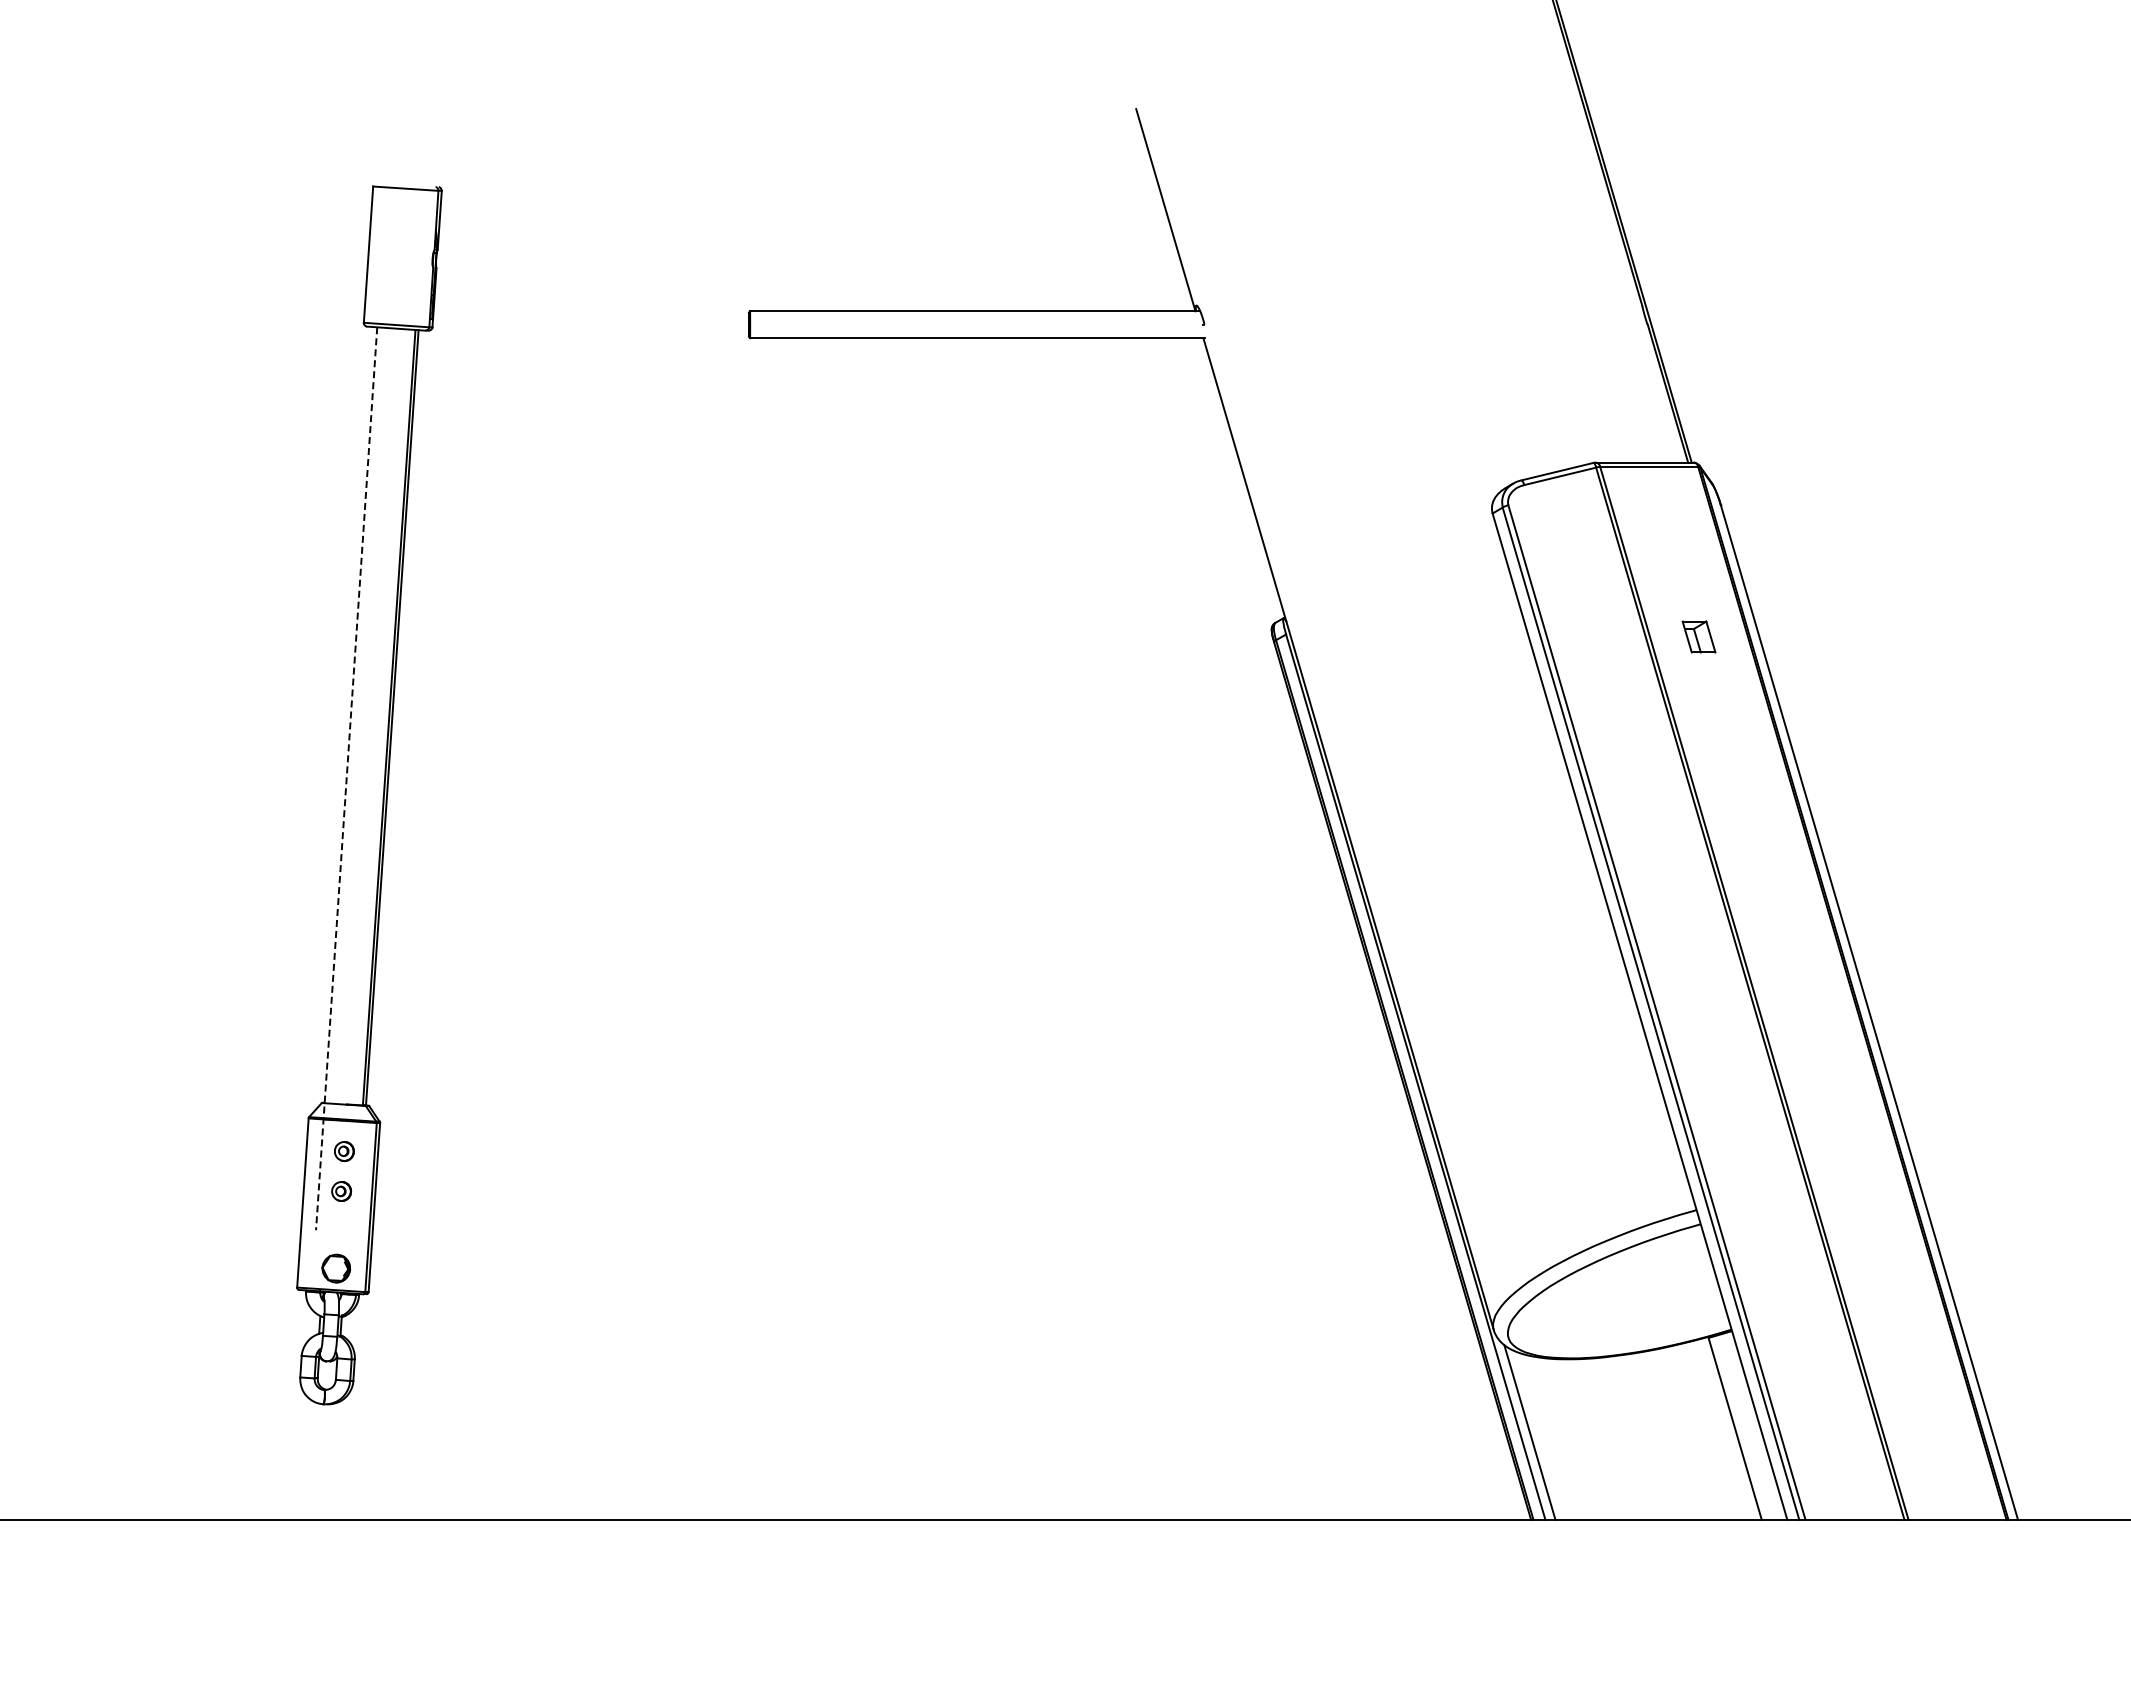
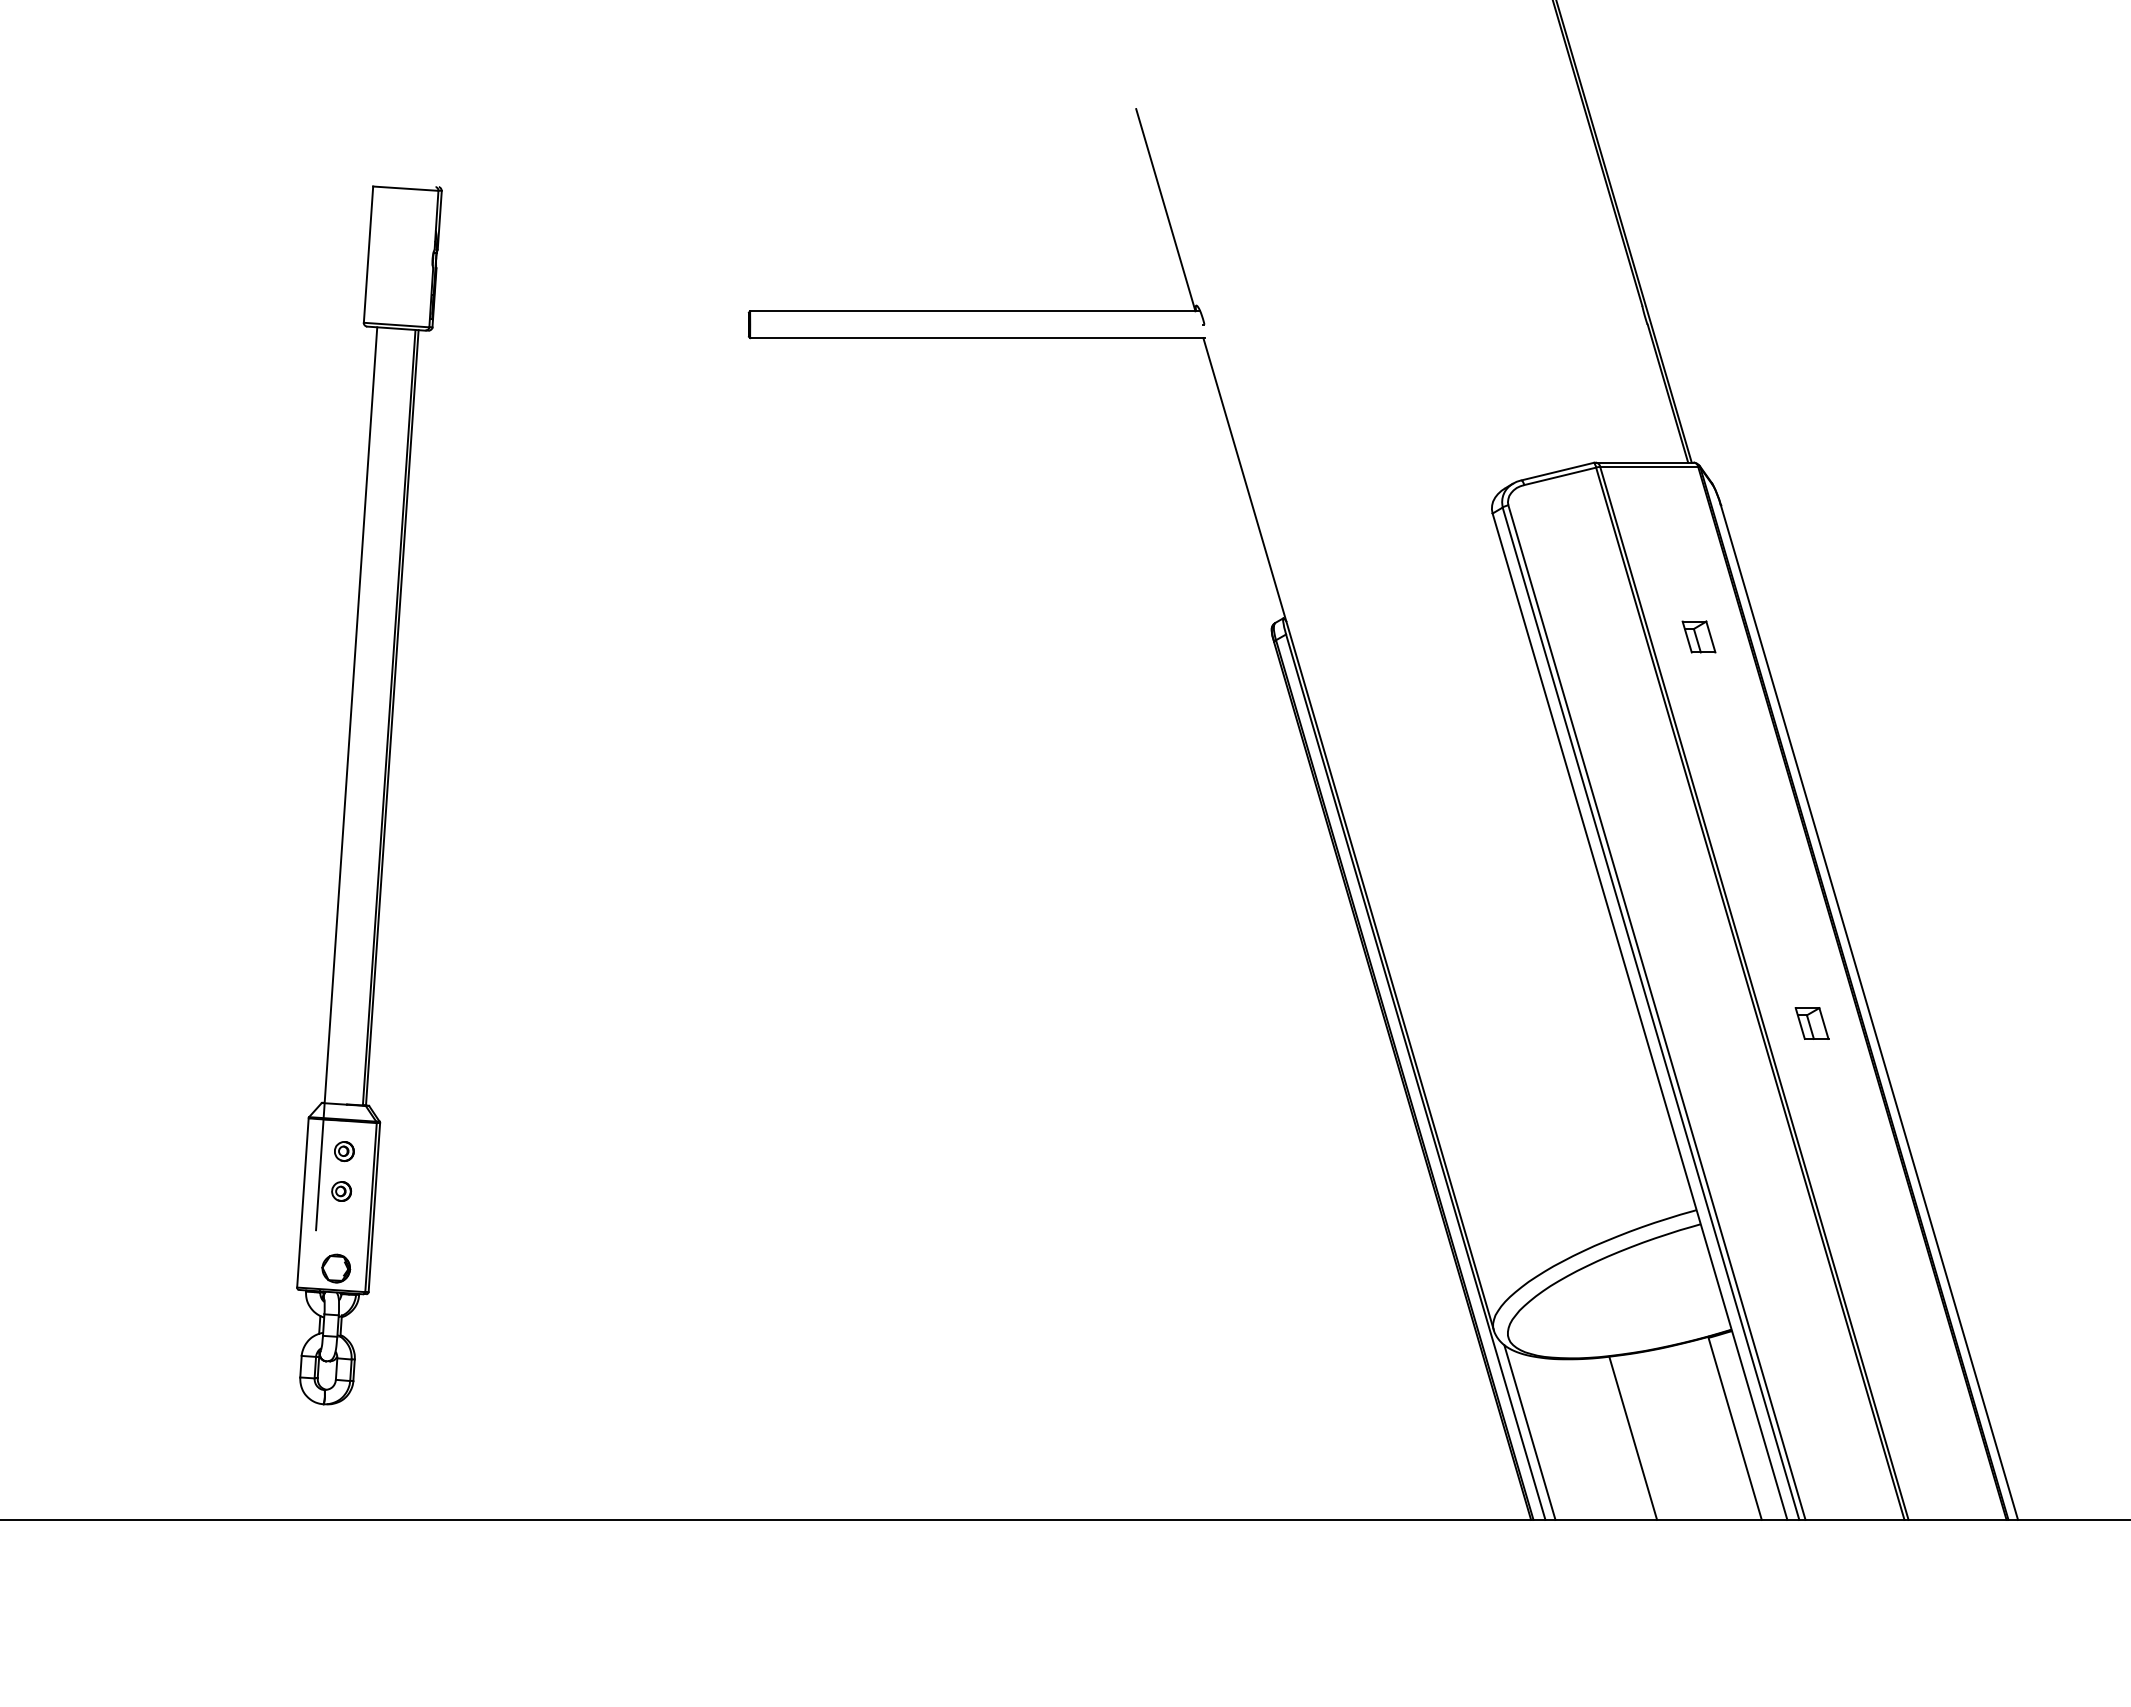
line: dashed -> solid (346, 779)
part: none -> present (1811, 1023)
line: none -> present (1633, 1437)
